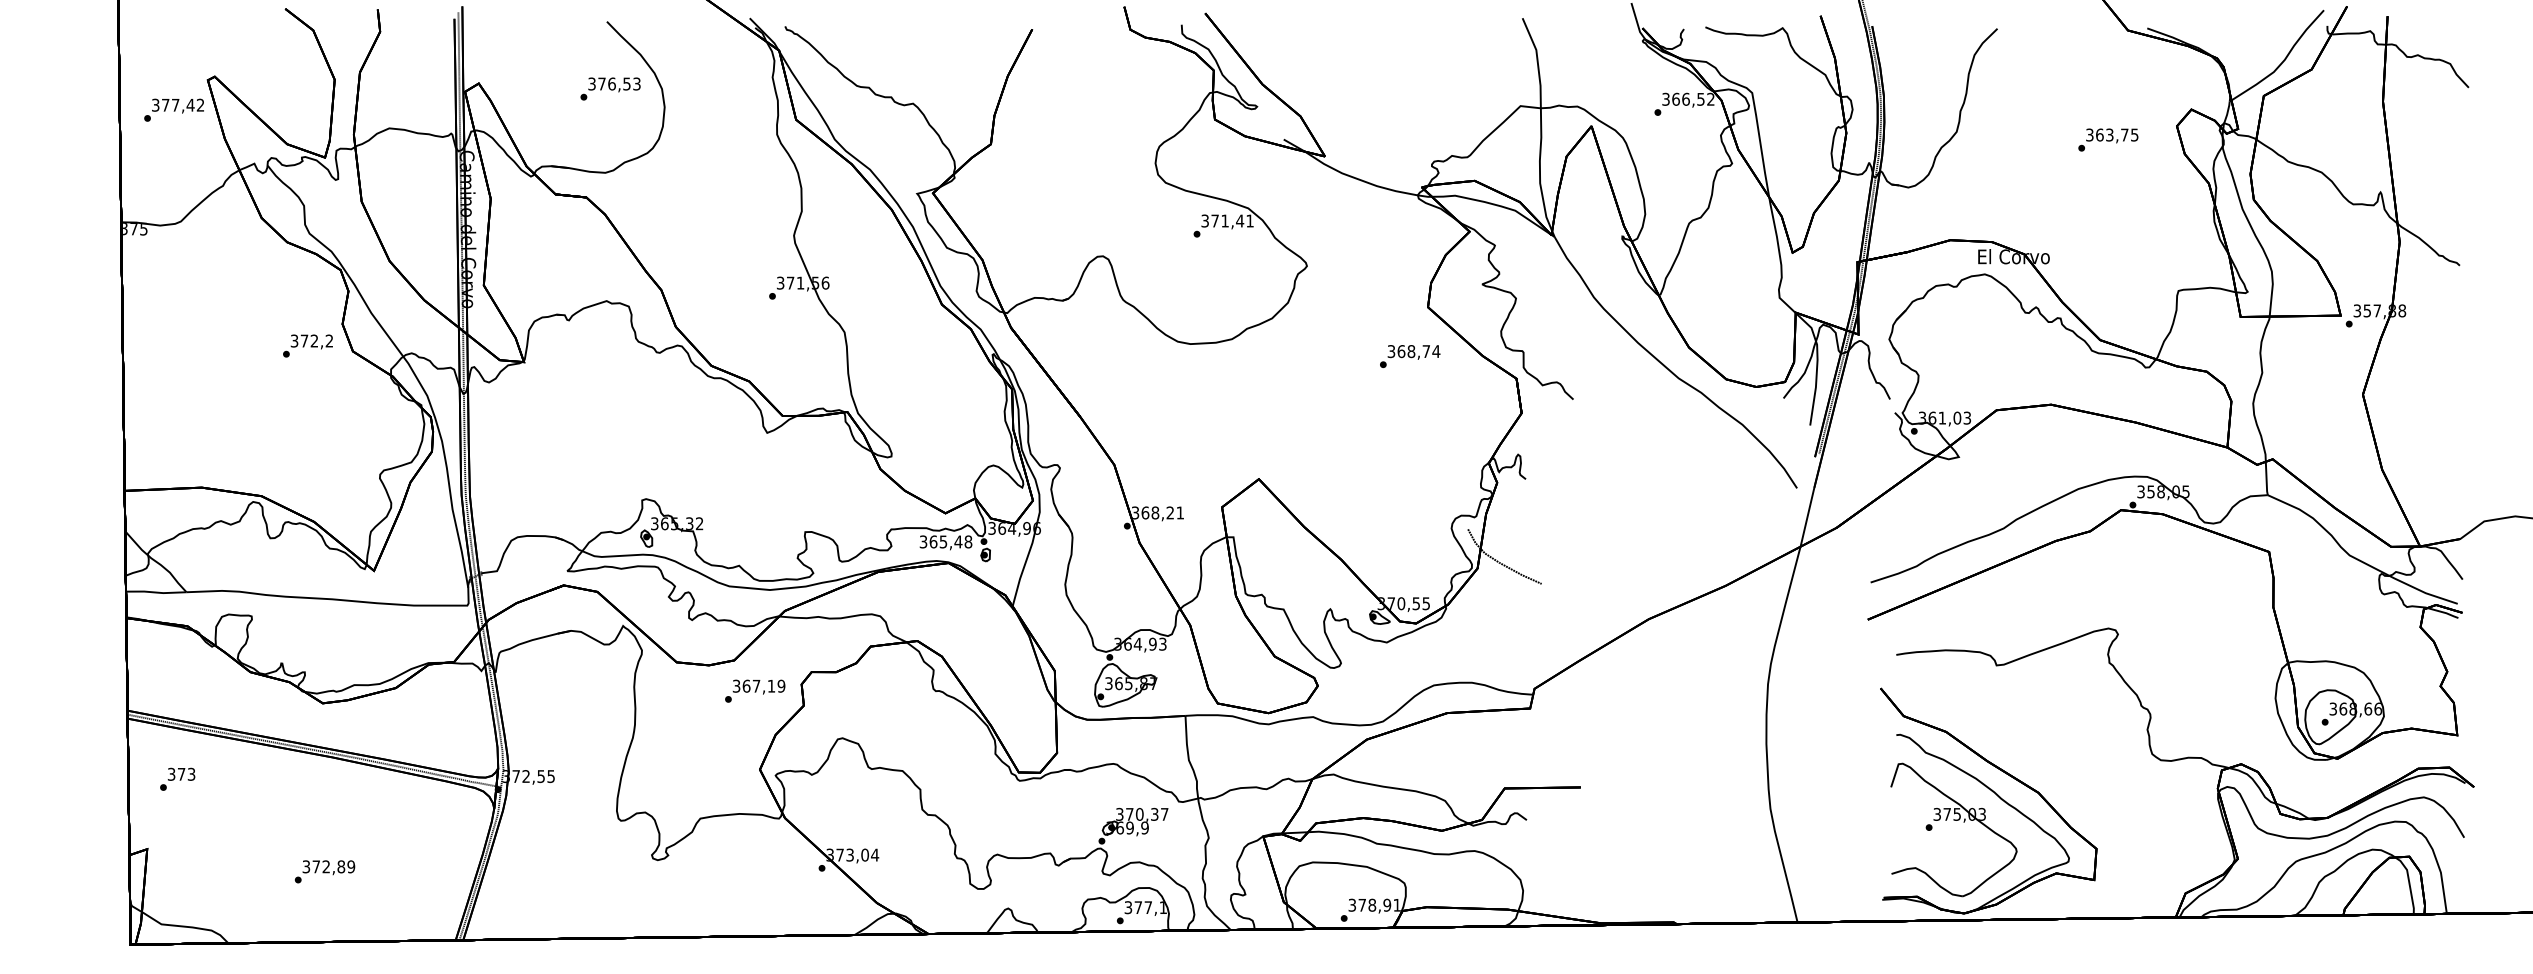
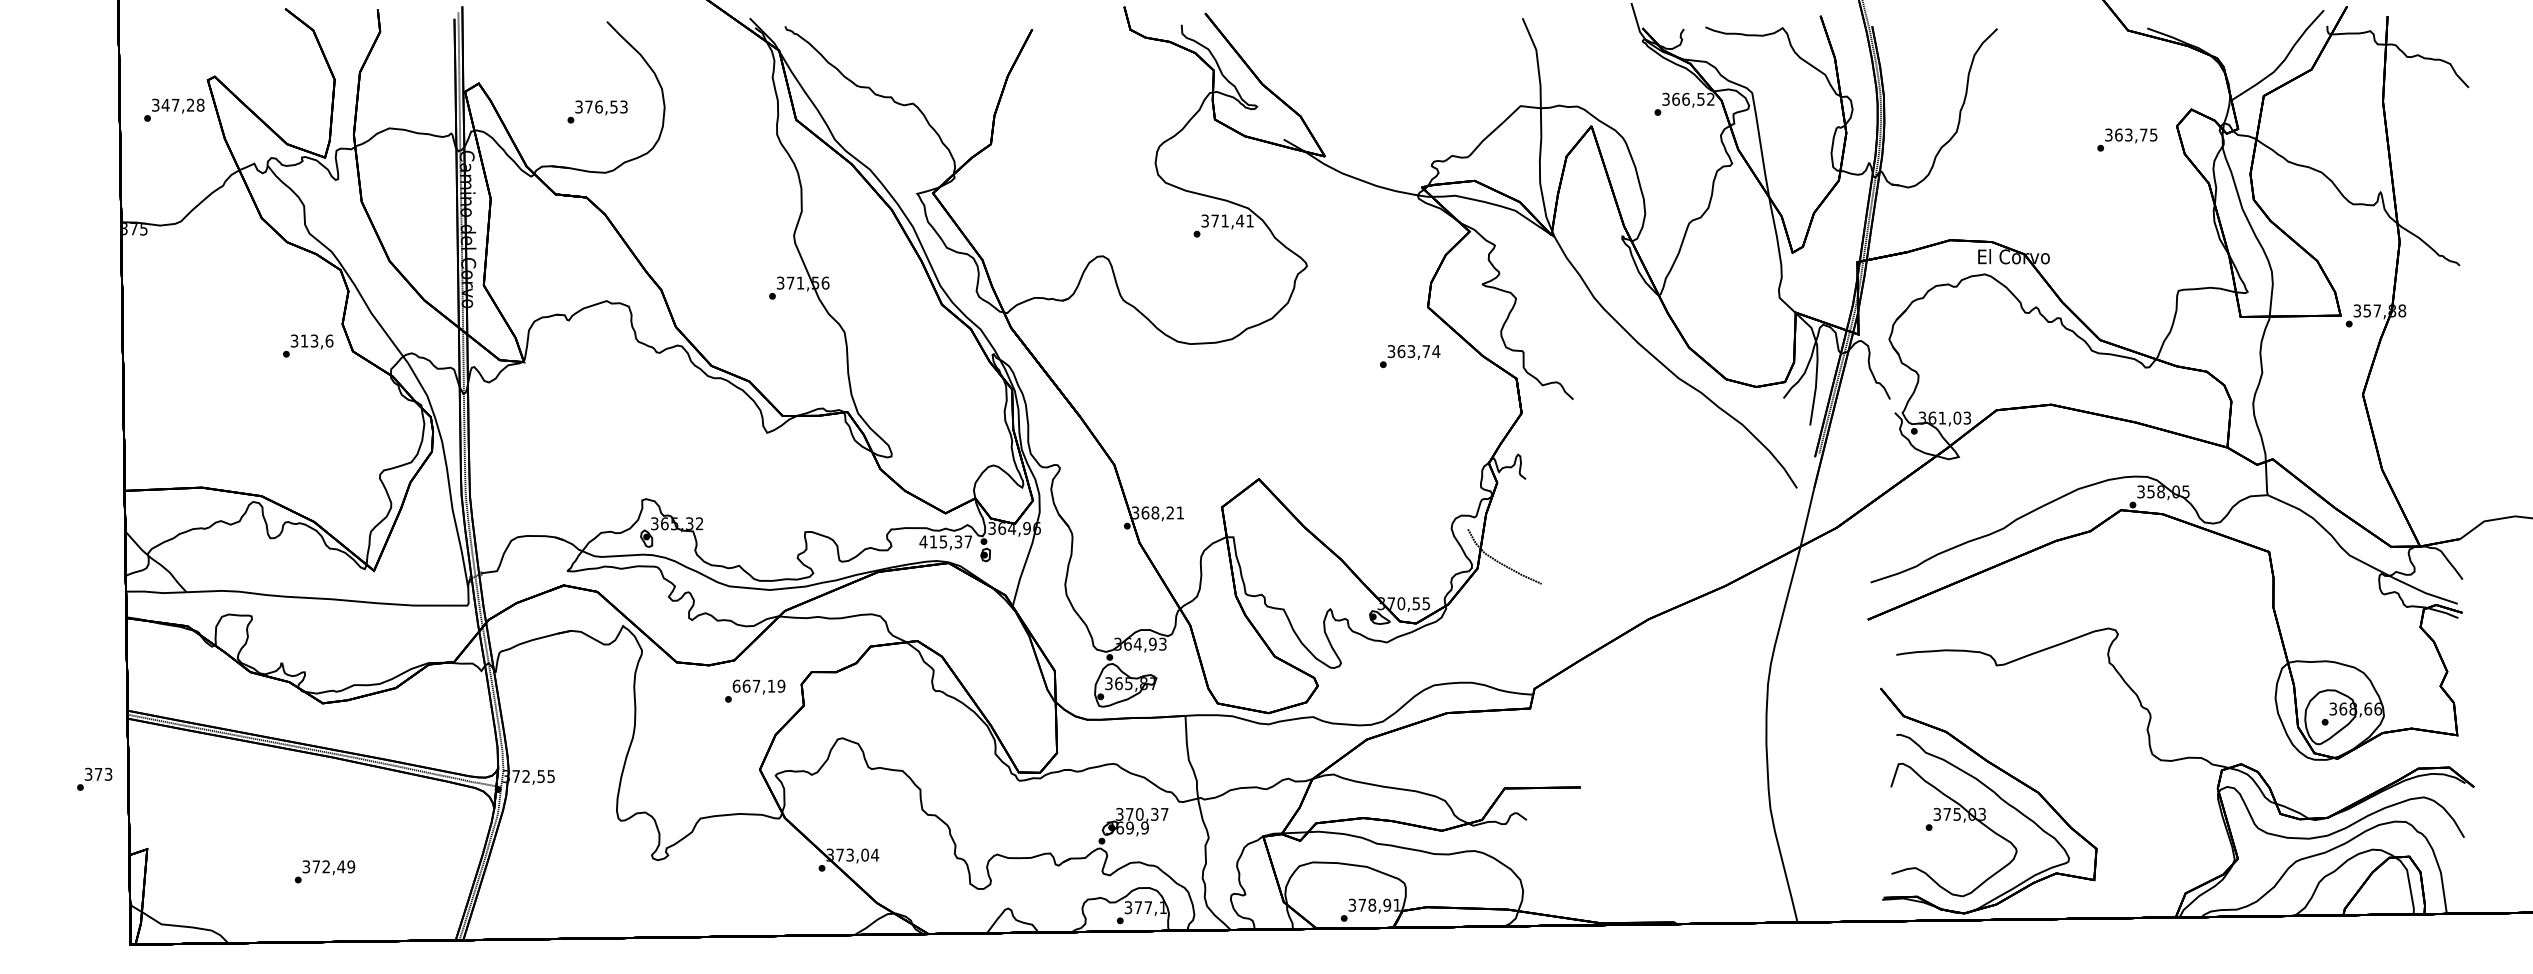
text position: (610, 88) -> (597, 111) (597, 111)
text: 377,42 -> 347,28 (182, 104)
text position: (2108, 139) -> (2127, 139) (2127, 139)
text: 372,2 -> 313,6 (316, 340)
text: 368,74 -> 363,74 (1411, 351)
text: 365,48 -> 415,37 (945, 541)
text: 367,19 -> 667,19 (736, 685)
text position: (177, 778) -> (94, 778) (94, 778)
text: 372,89 -> 372,49 (341, 866)
